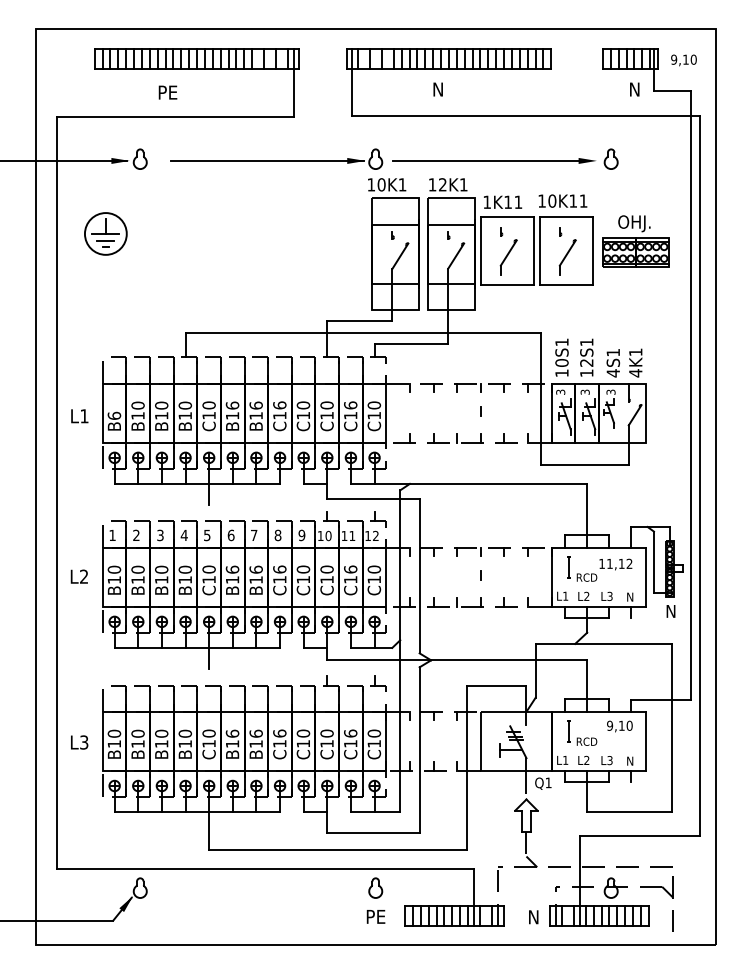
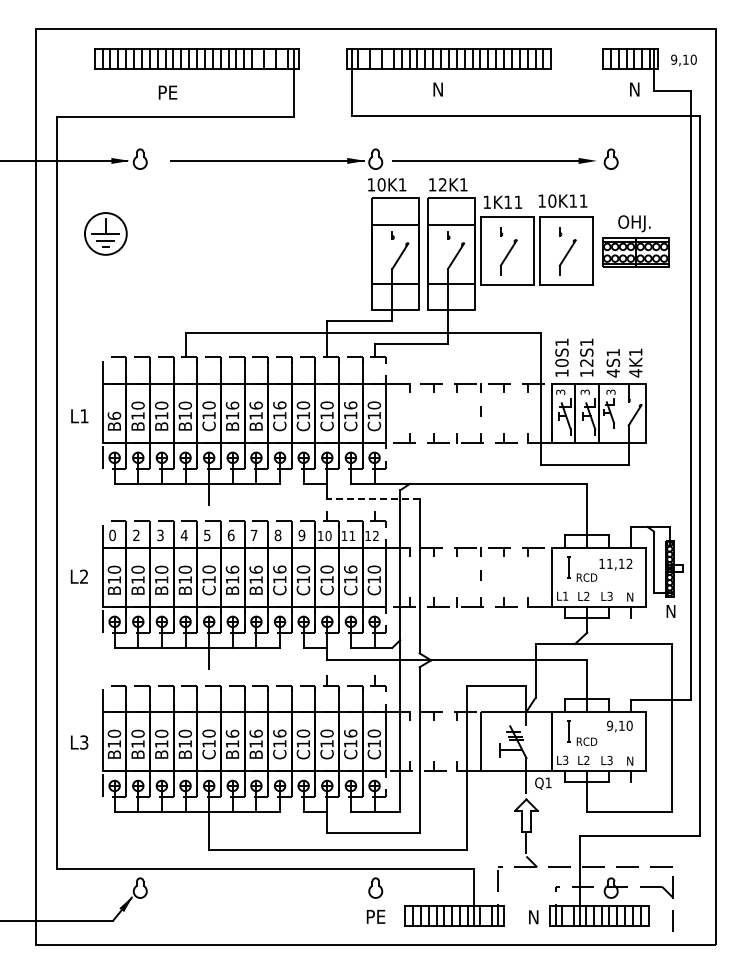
line: solid -> dashed (372, 498)
text: 1 -> 0 (112, 535)
text: L1 -> L3 (565, 759)
